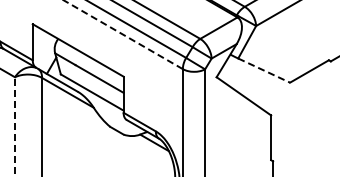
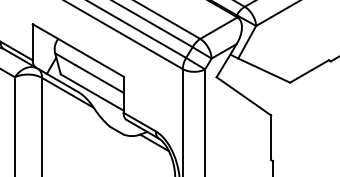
line: dashed -> solid (123, 34)
line: dashed -> solid (264, 70)
line: dashed -> solid (14, 127)
